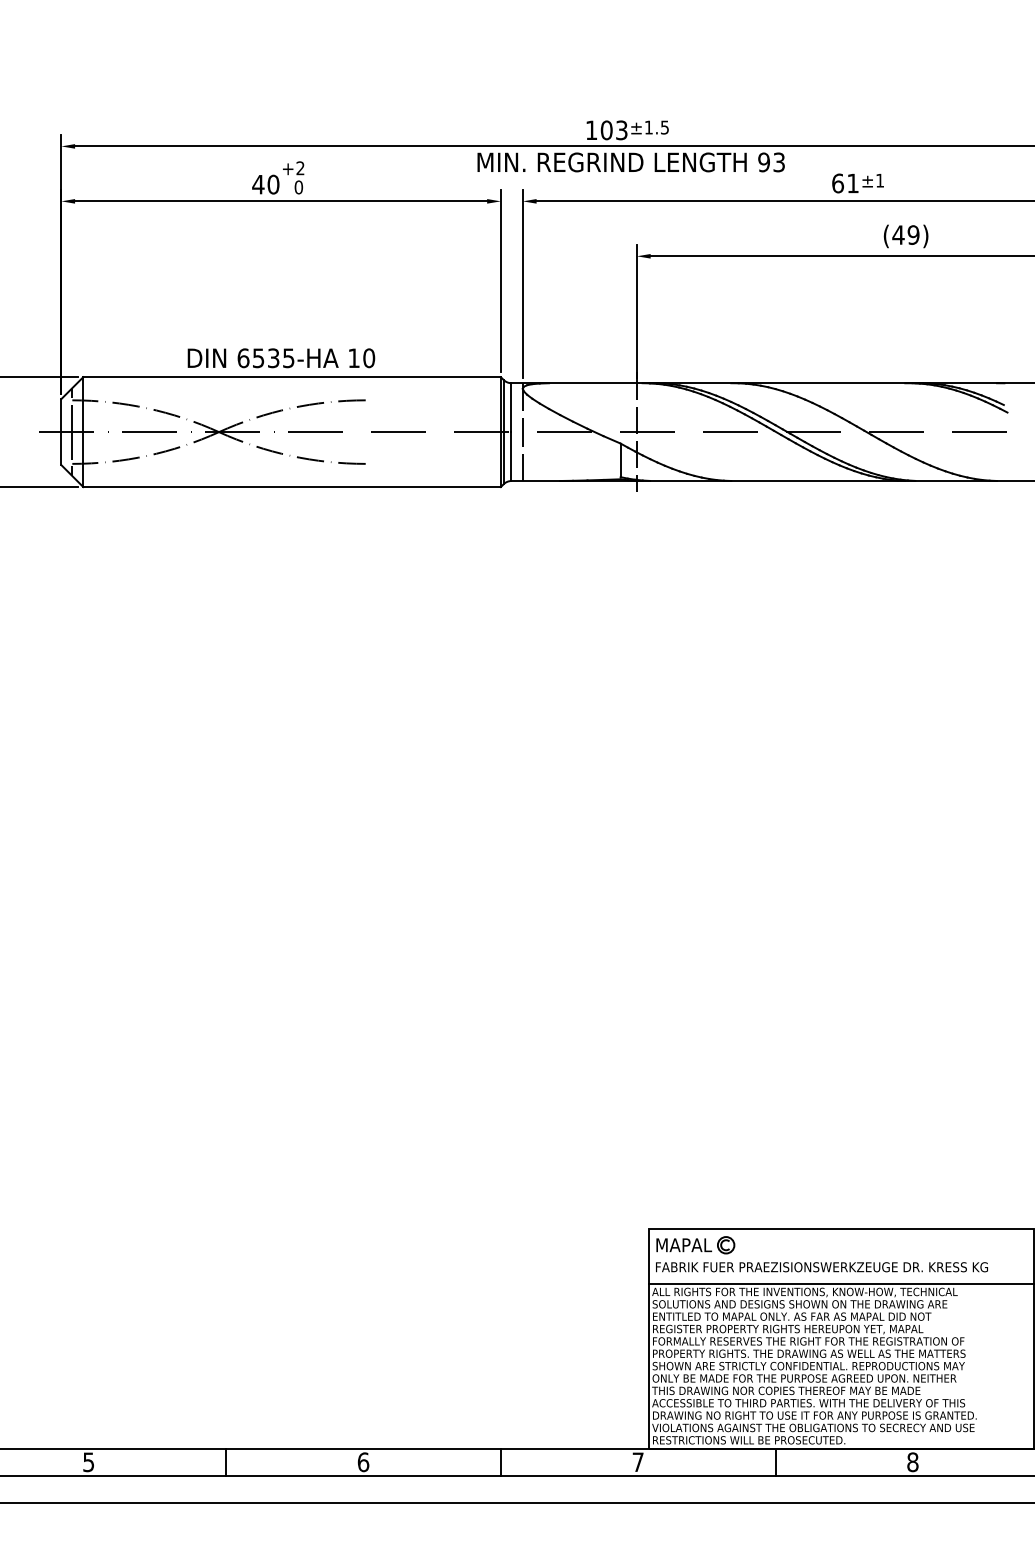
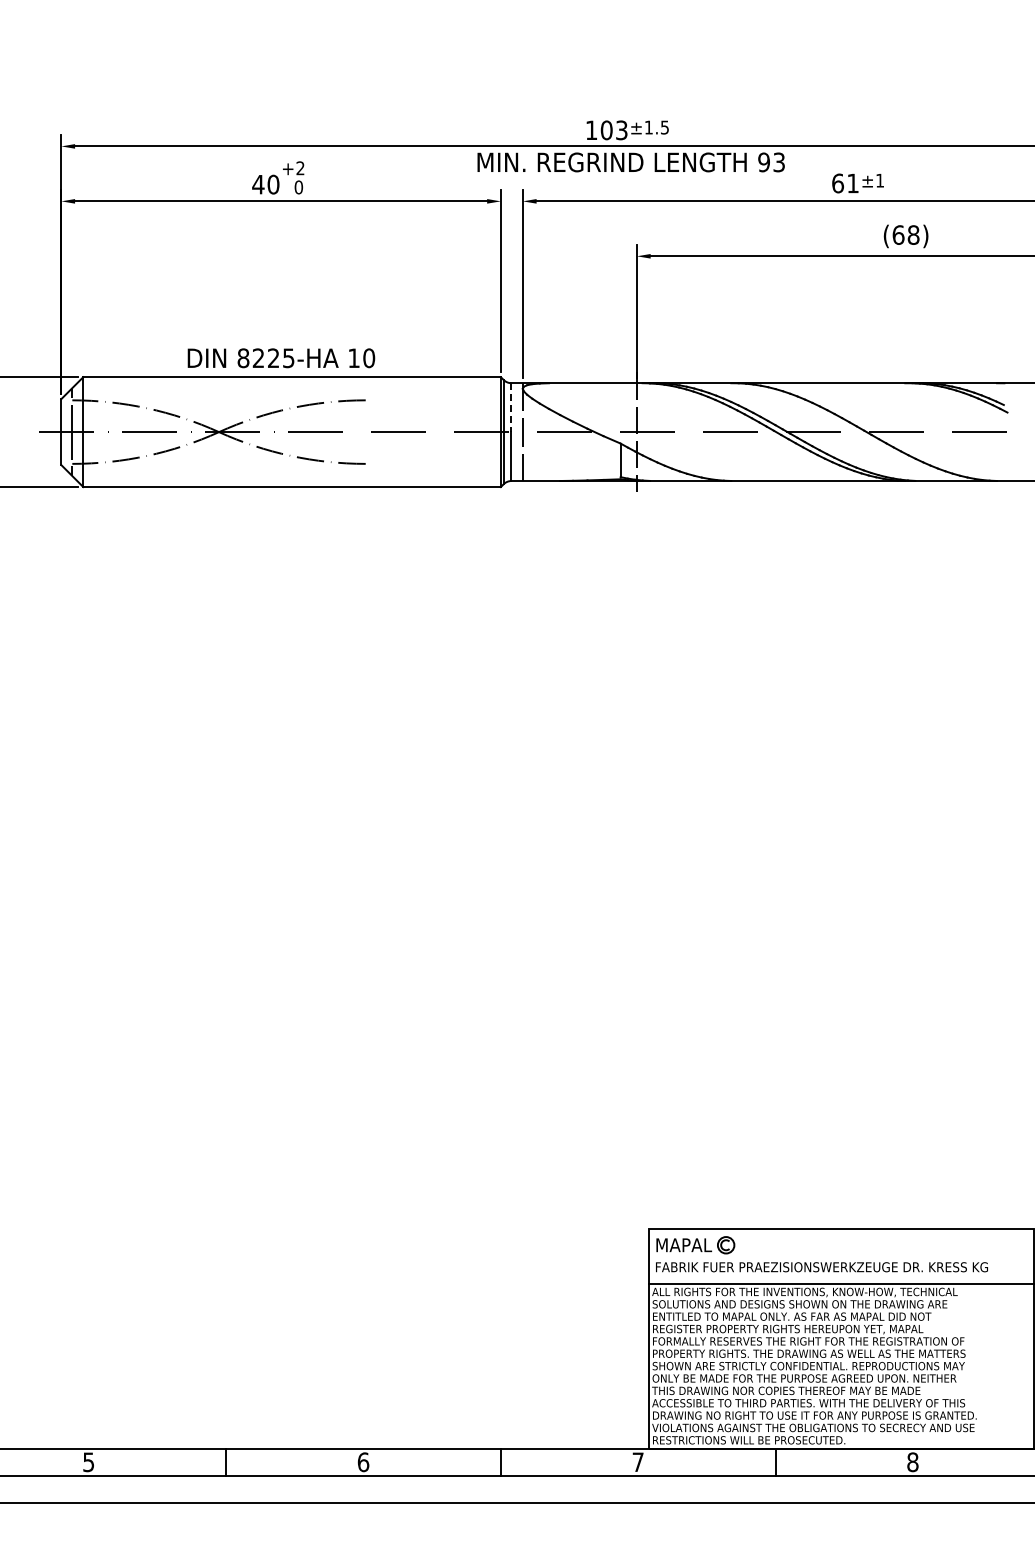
text: (49) -> (68) (905, 234)
text: 6535-HA -> 8225-HA (258, 358)
line: solid -> dashed (511, 408)
